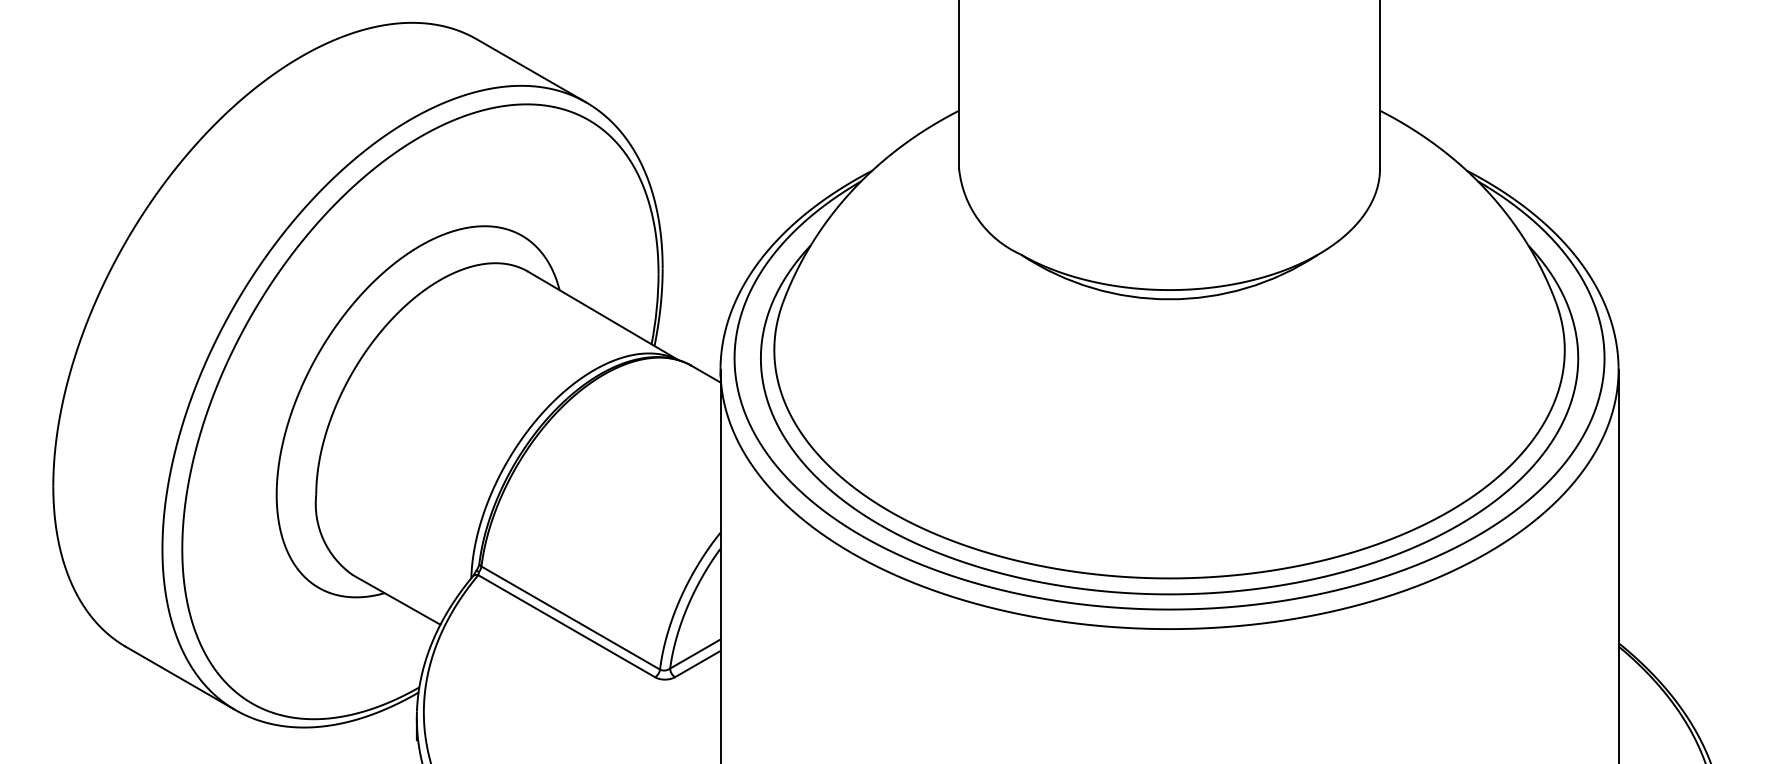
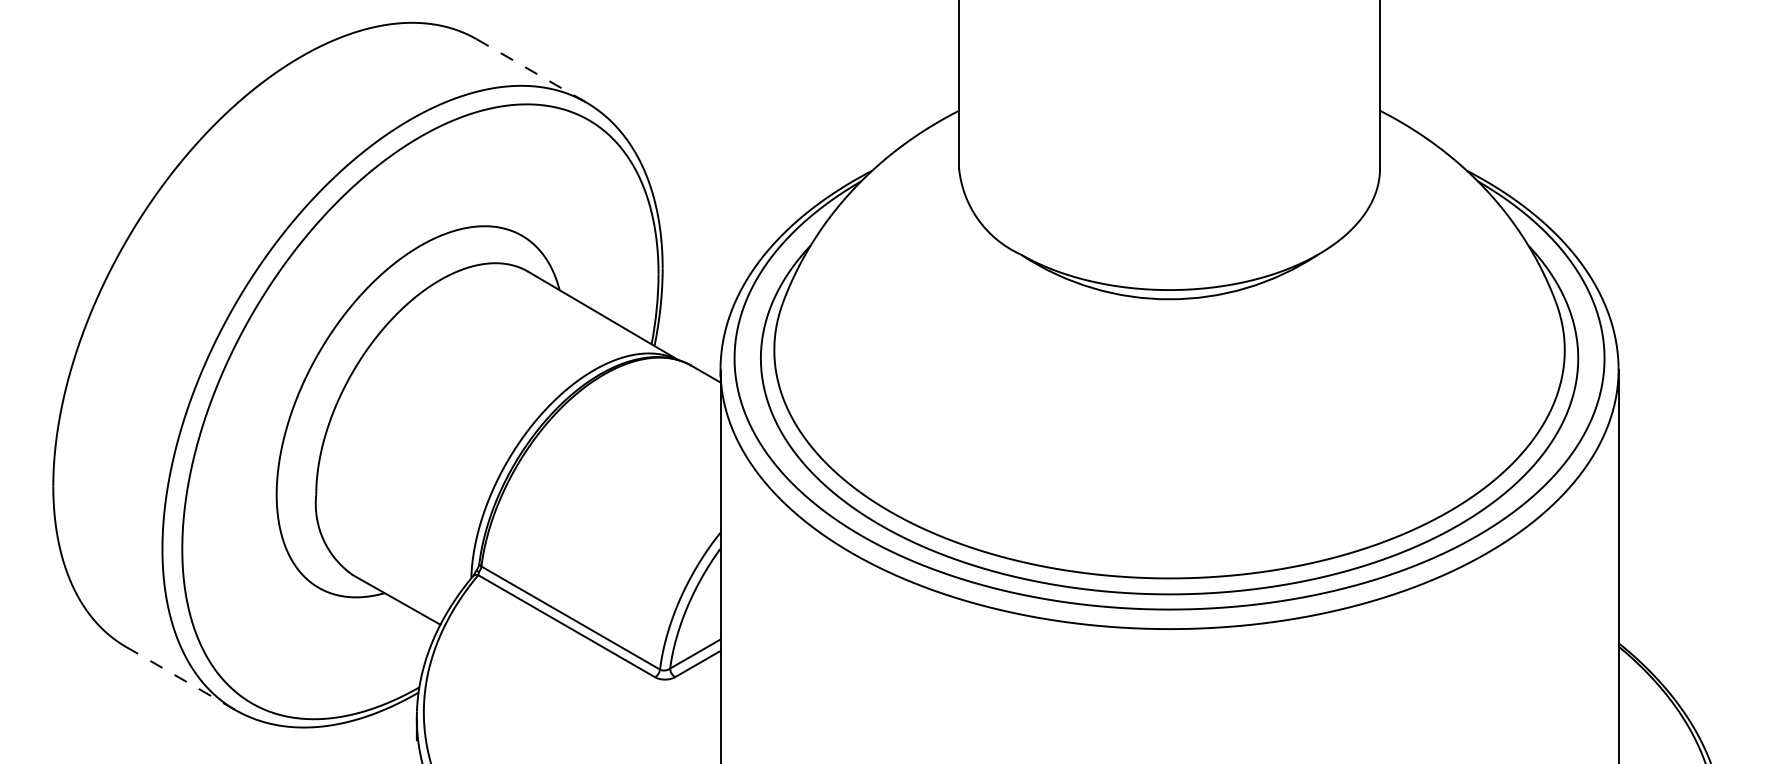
line: solid -> dashed (530, 70)
line: solid -> dashed (180, 678)
